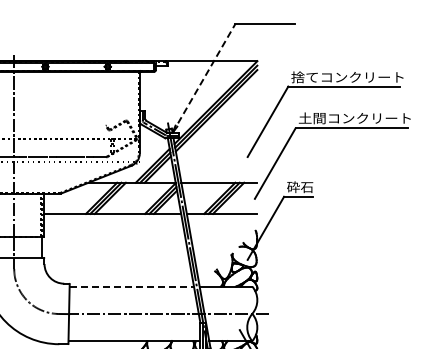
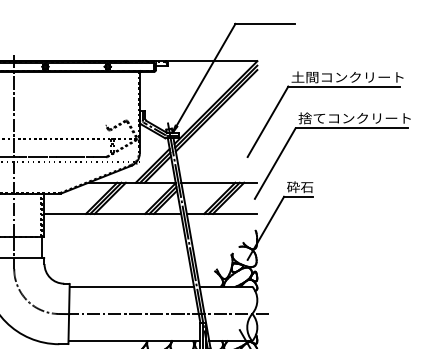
text: 捨てコンクリート -> 土間コンクリート (304, 77)
line: dashed -> solid (204, 78)
text: 土間コンクリート -> 捨てコンクリート (311, 118)
line: dashed -> solid (132, 286)
